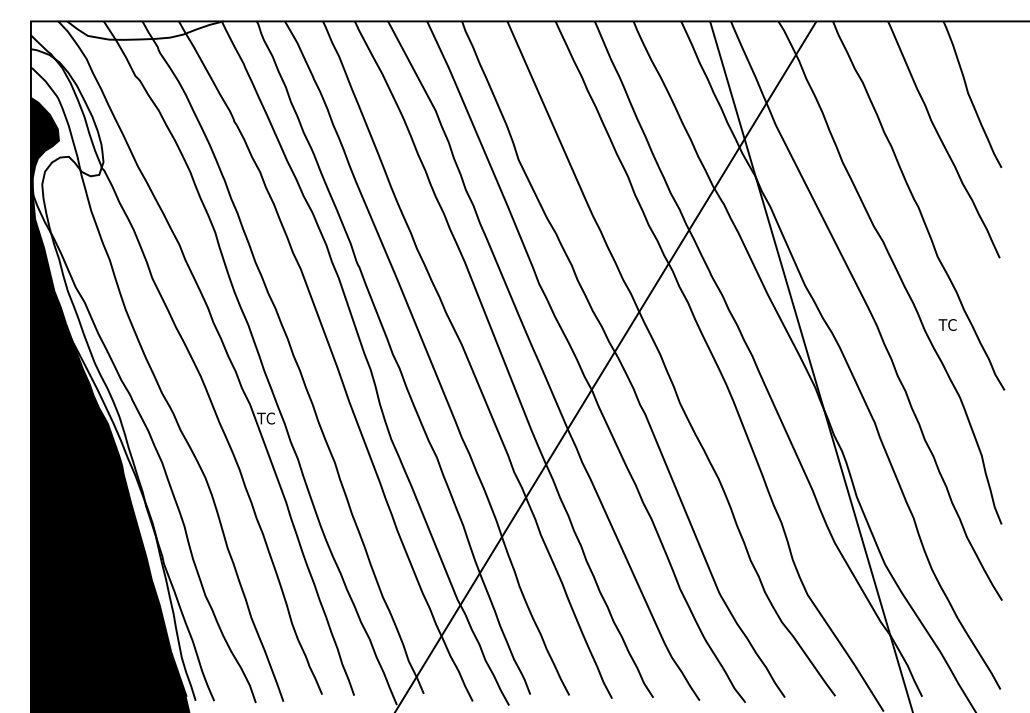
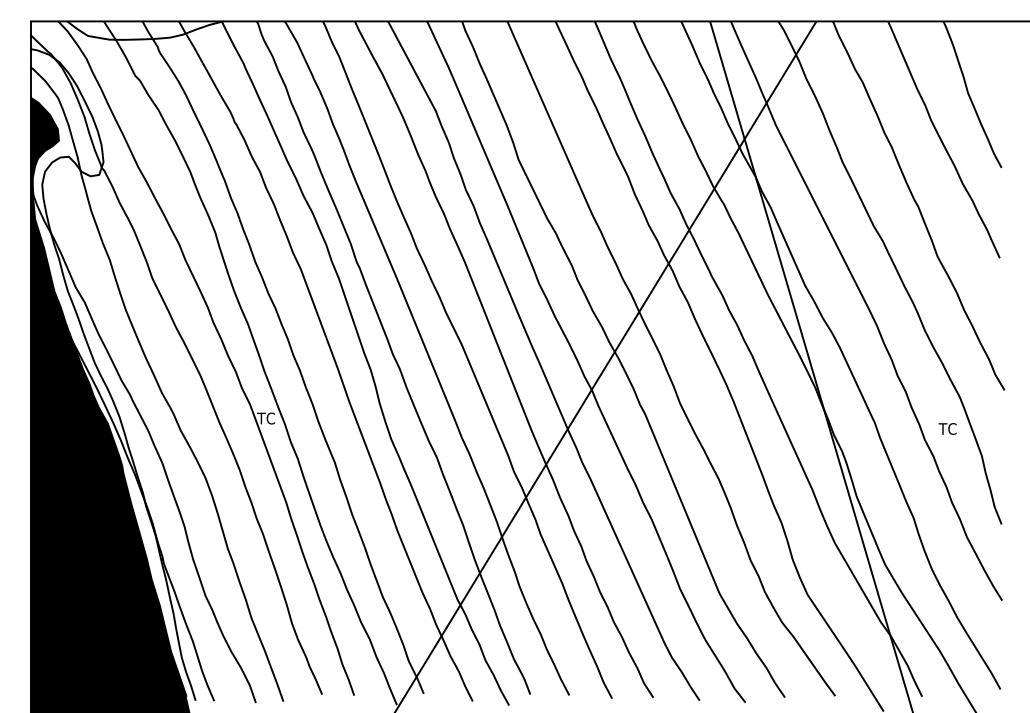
text position: (947, 324) -> (947, 428) (947, 428)
